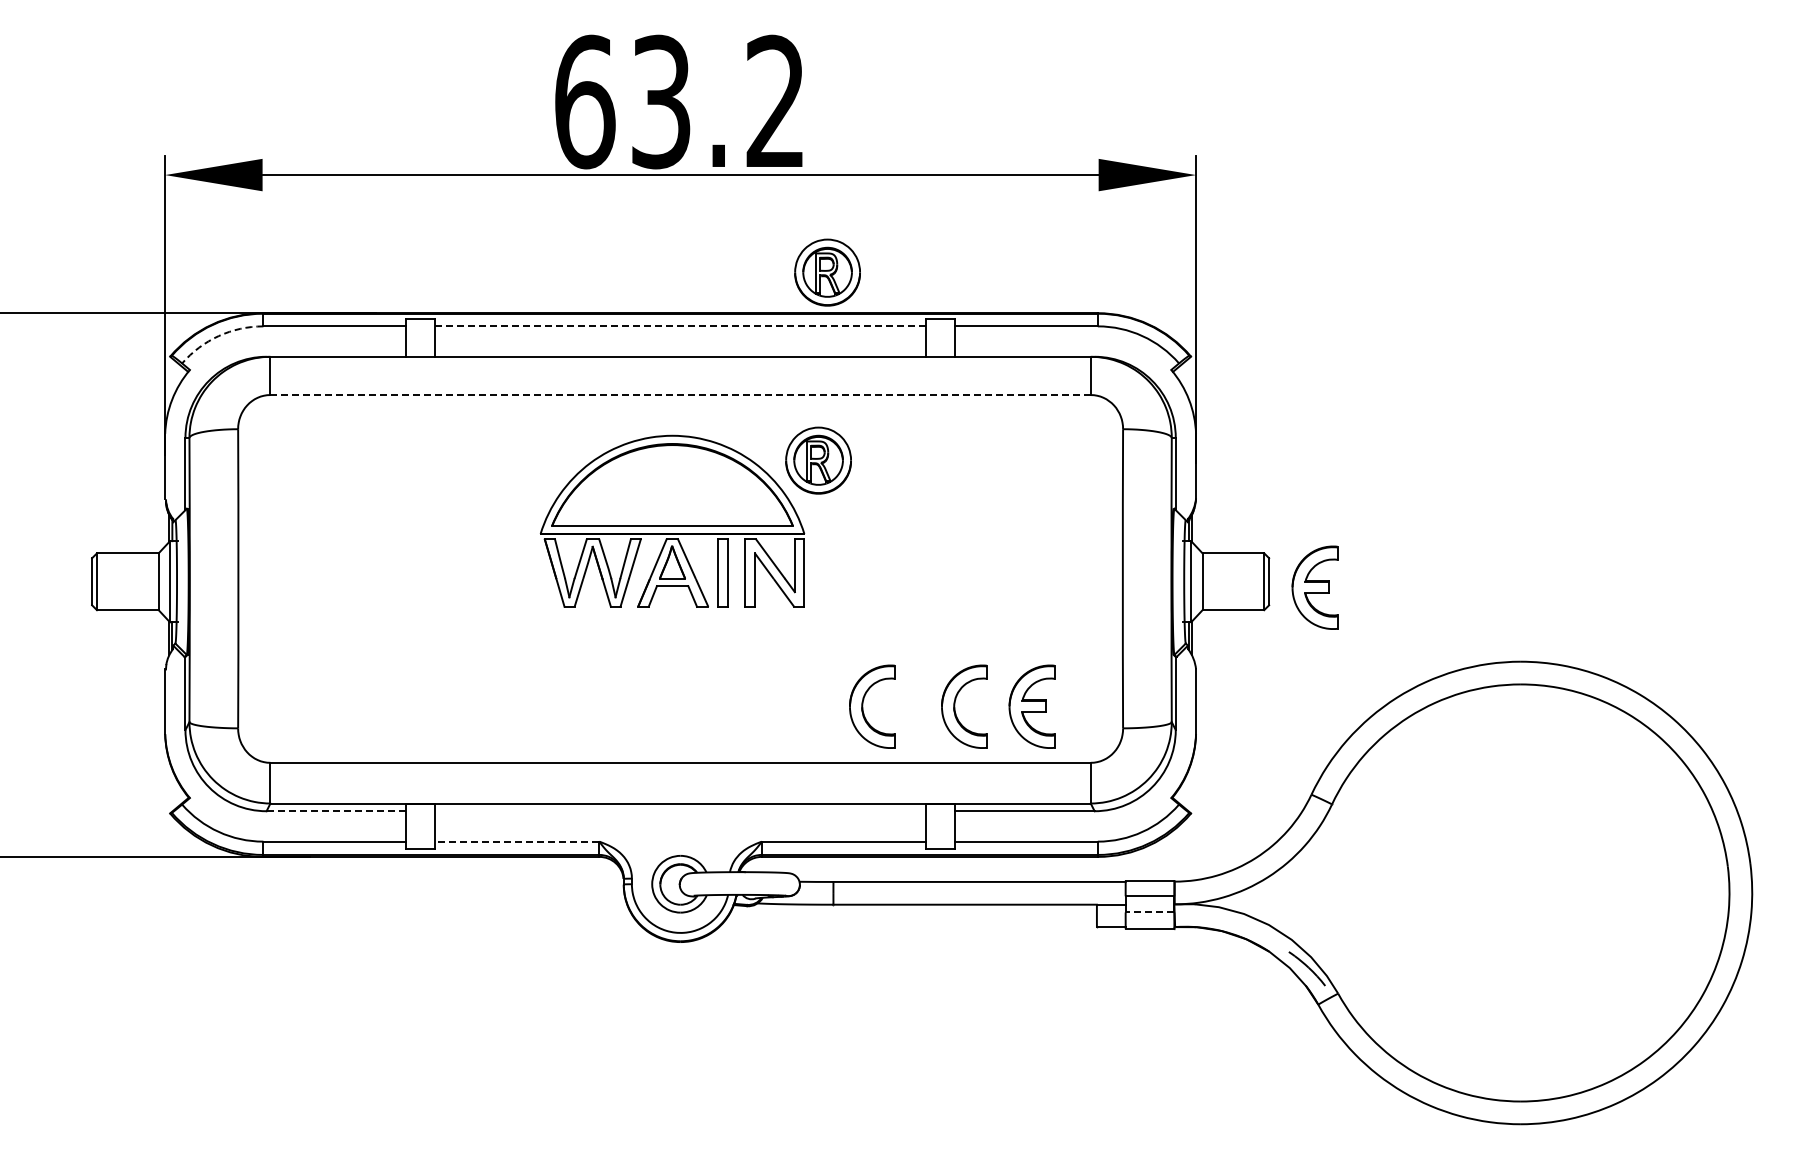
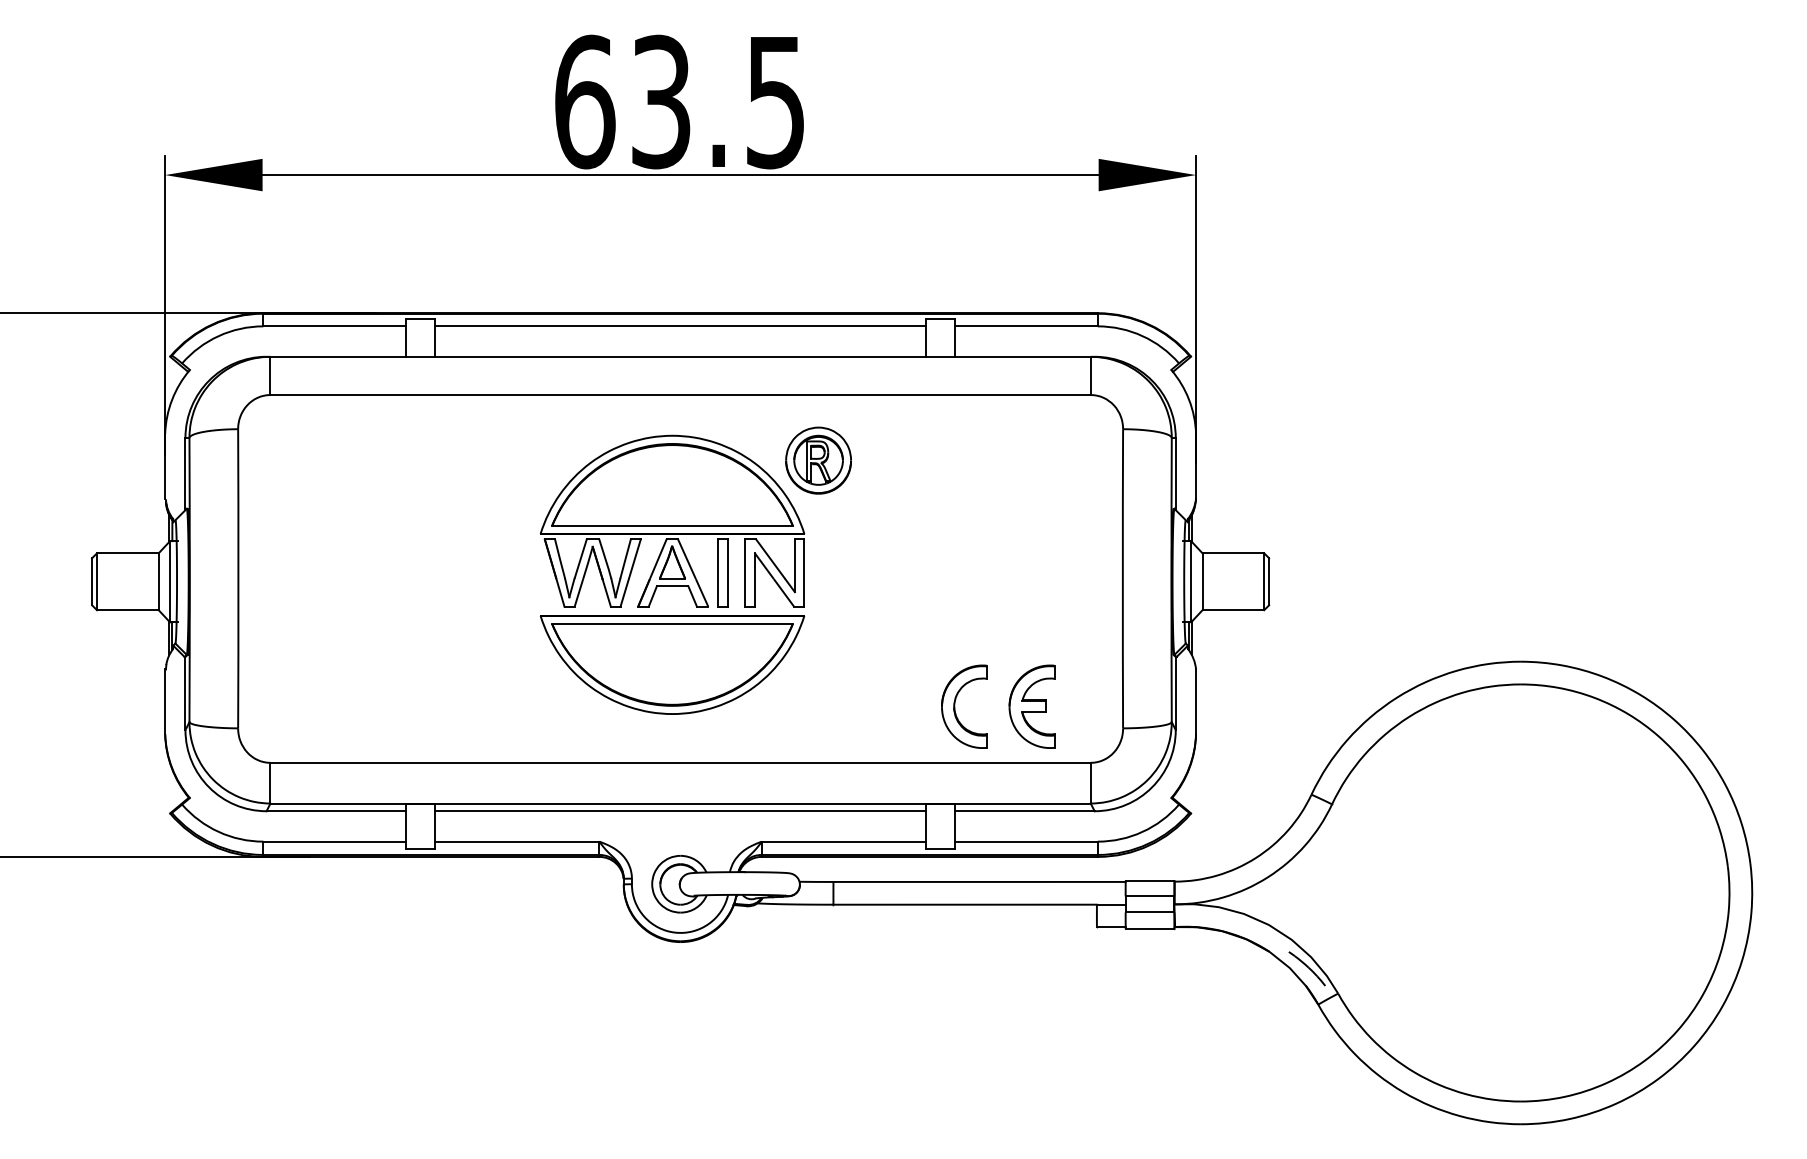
text: 63.2 -> 63.5 (774, 101)
part: present -> none (827, 272)
line: dashed -> solid (681, 326)
arc: dashed -> solid (218, 336)
line: dashed -> solid (681, 395)
part: present -> none (1314, 587)
part: none -> present (672, 664)
part: present -> none (863, 706)
line: dashed -> solid (336, 811)
line: none -> present (680, 811)
line: dashed -> solid (517, 841)
line: dashed -> solid (1149, 912)
